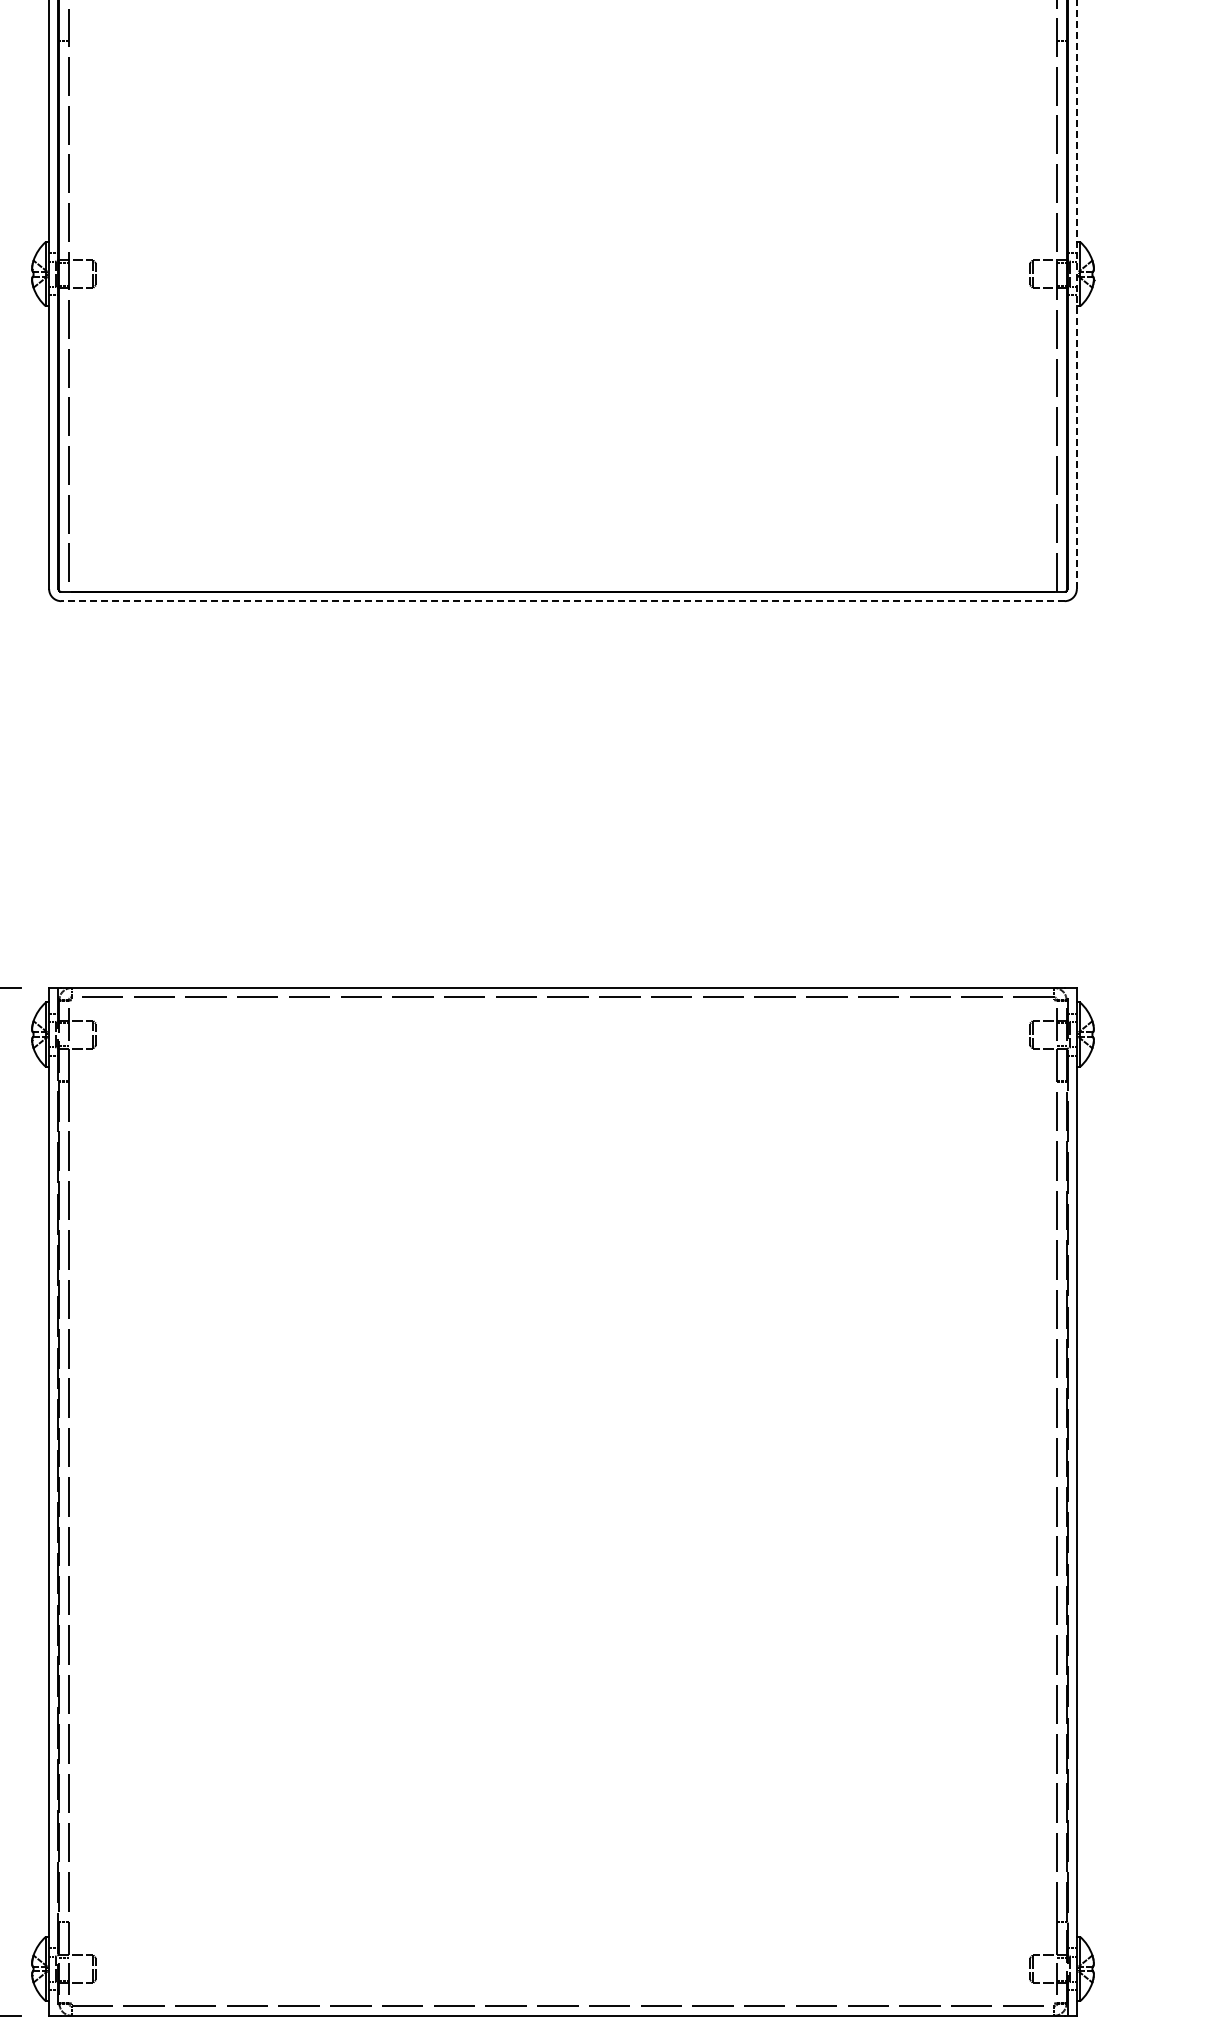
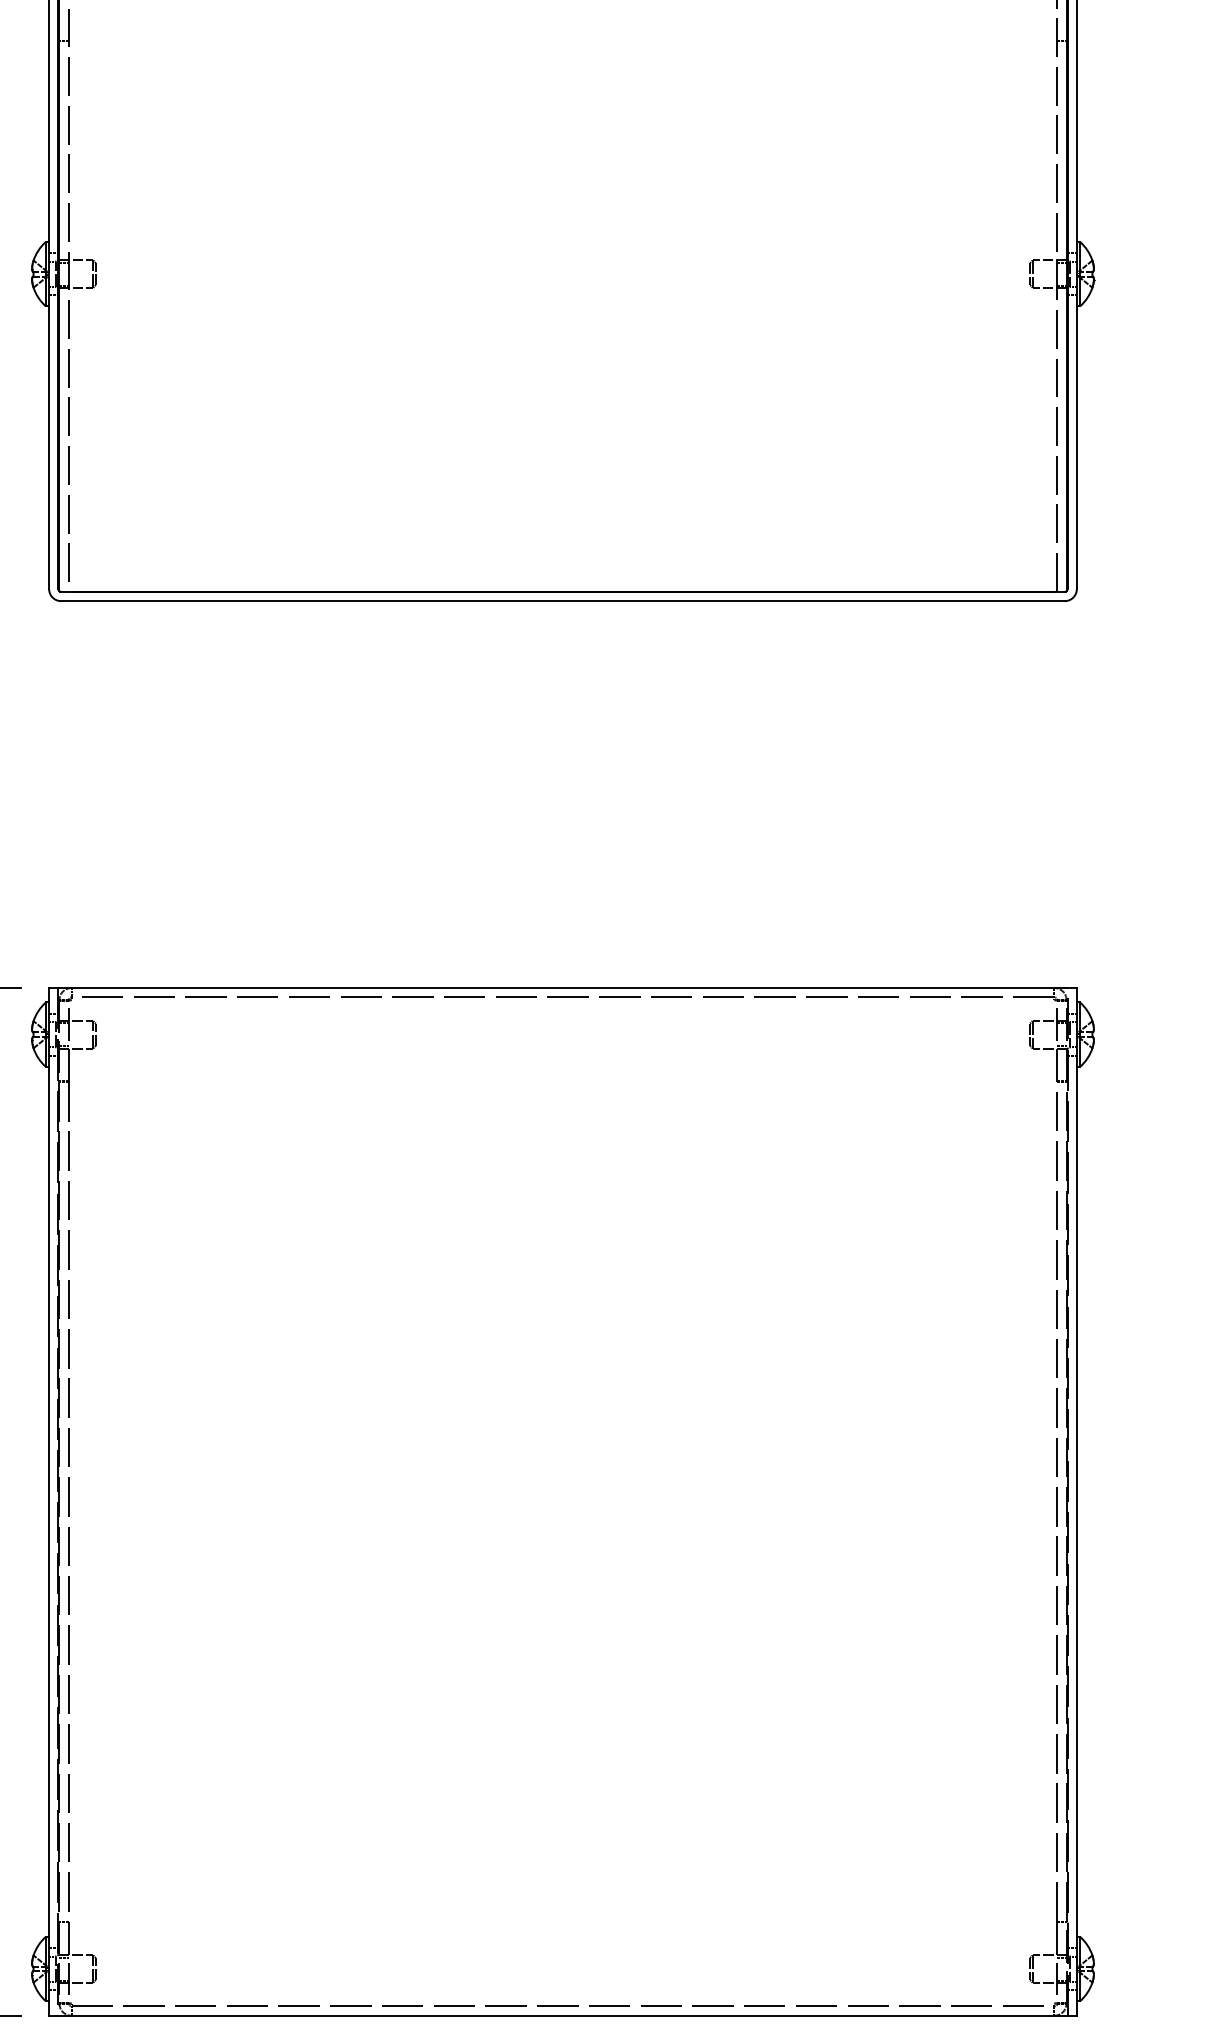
line: dashed -> solid (1076, 294)
line: dashed -> solid (563, 601)
